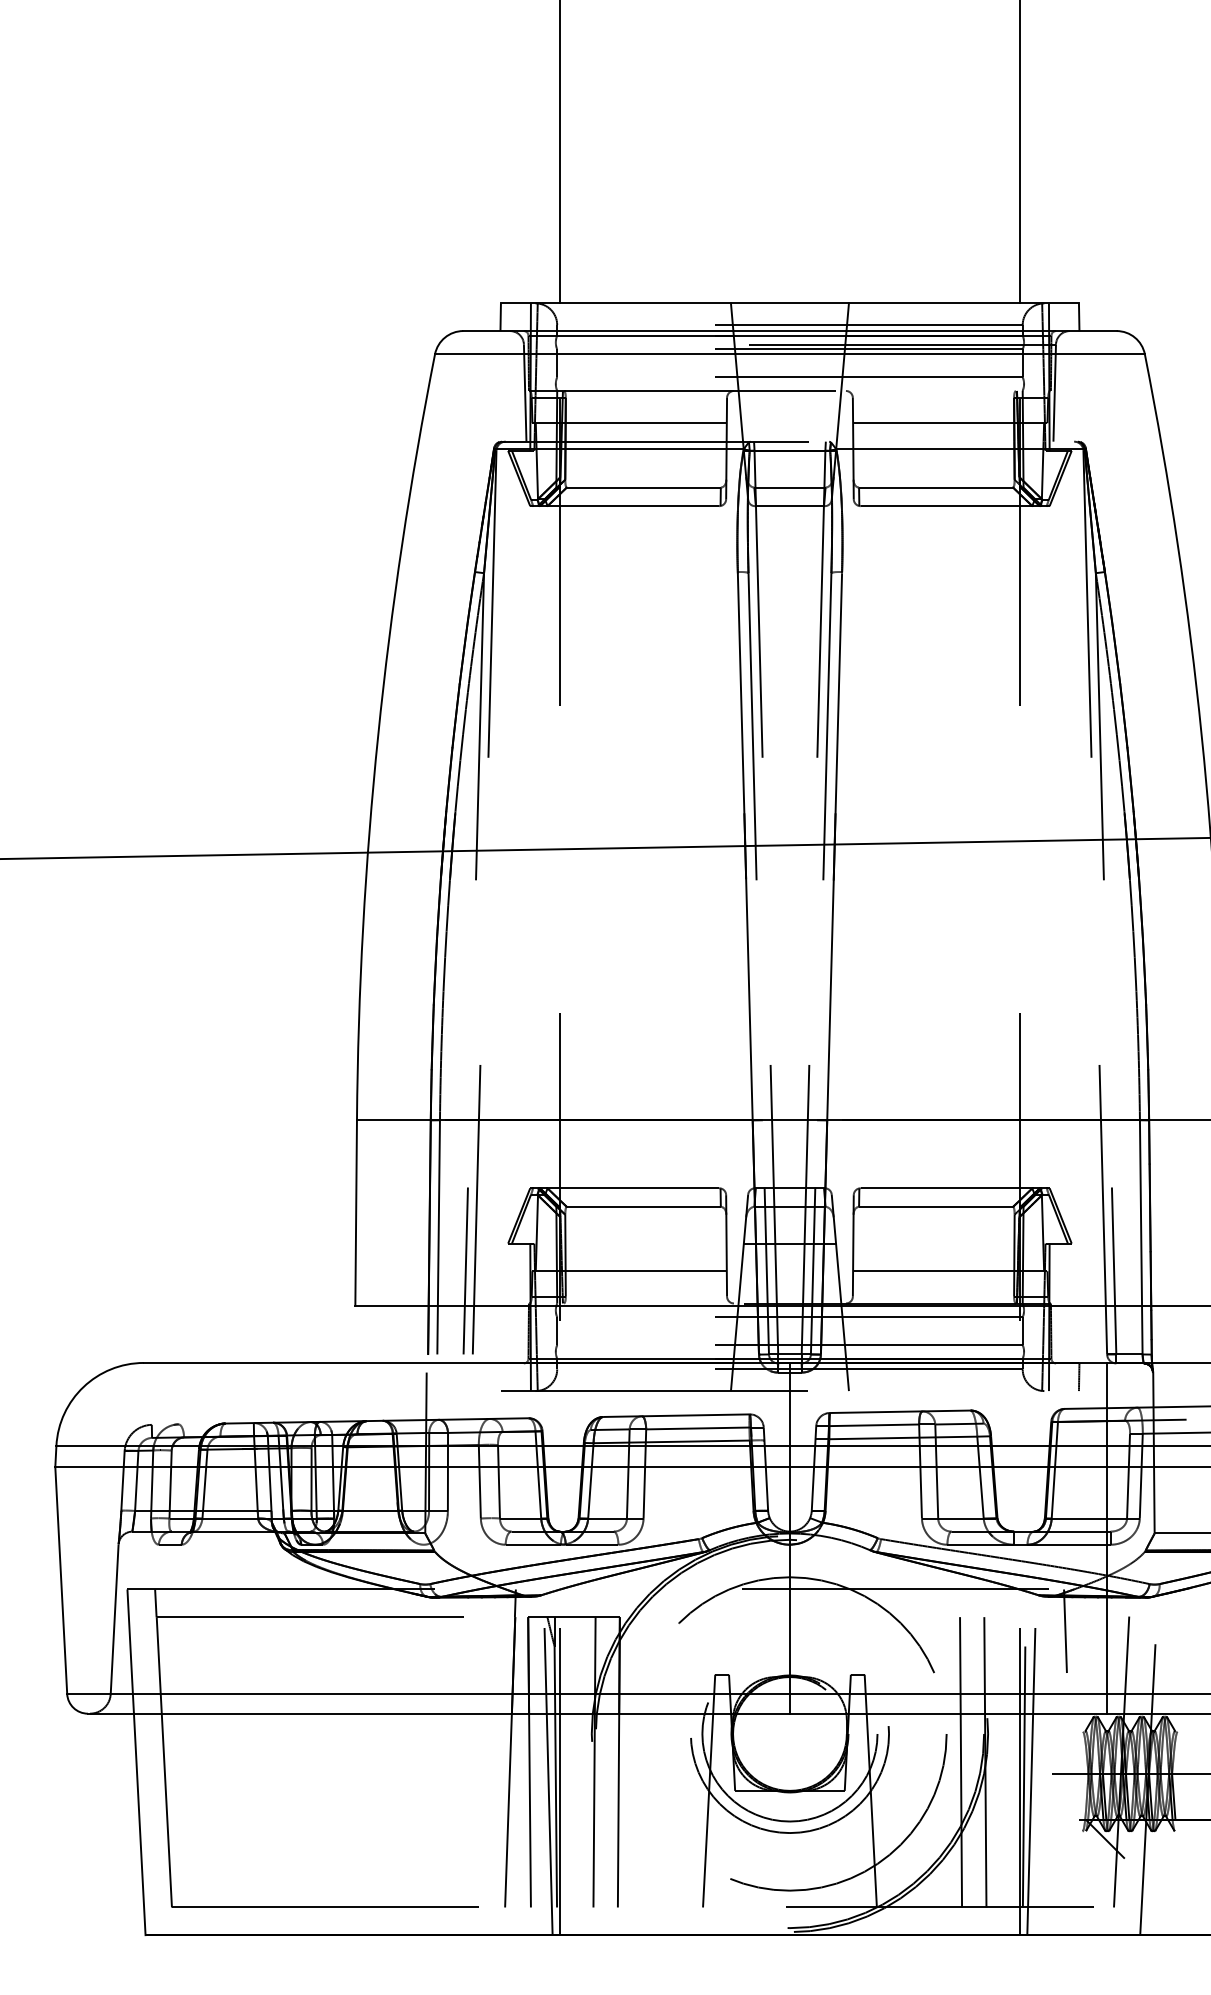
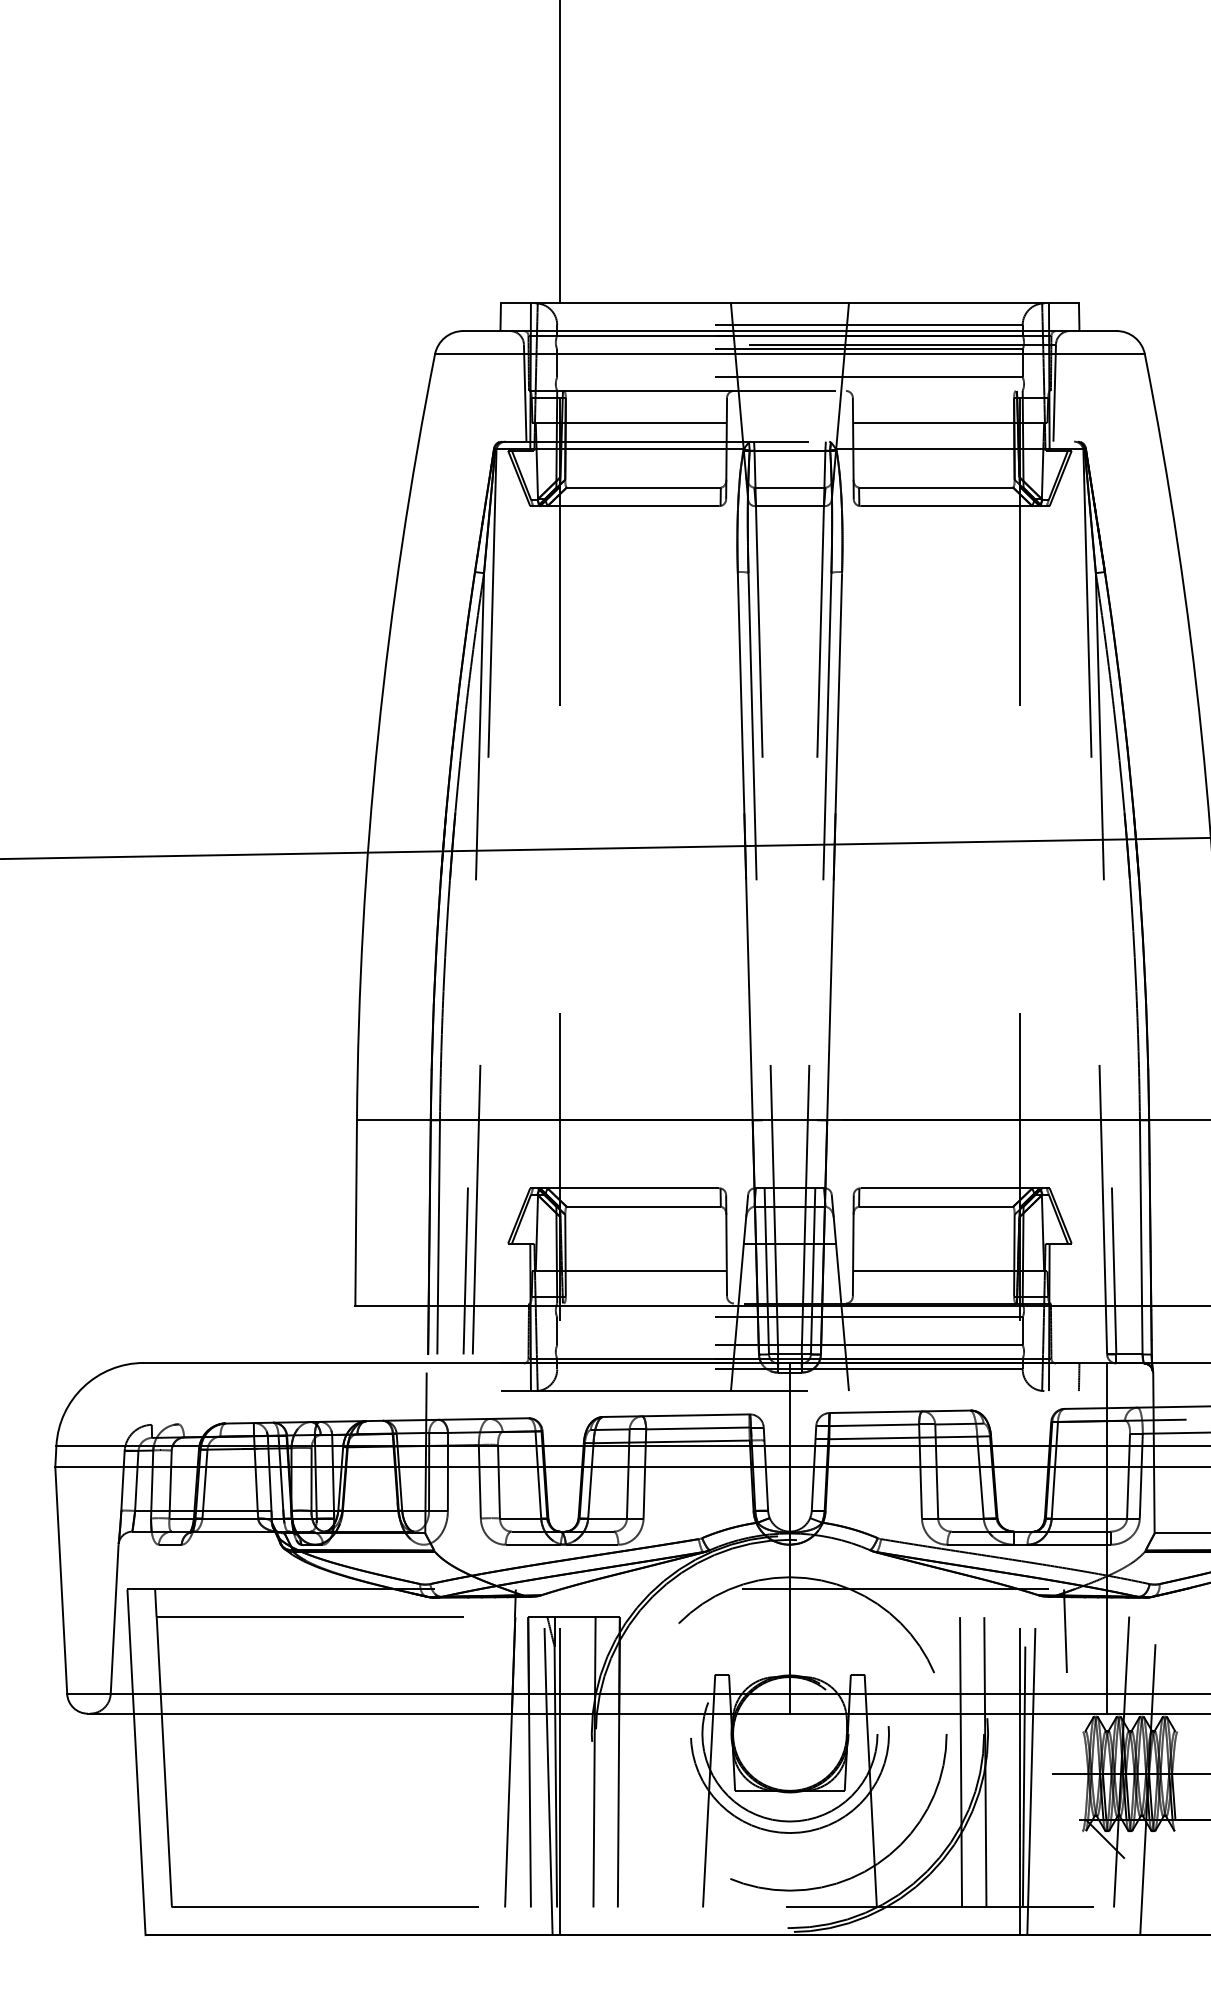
line: present -> none (1020, 152)
